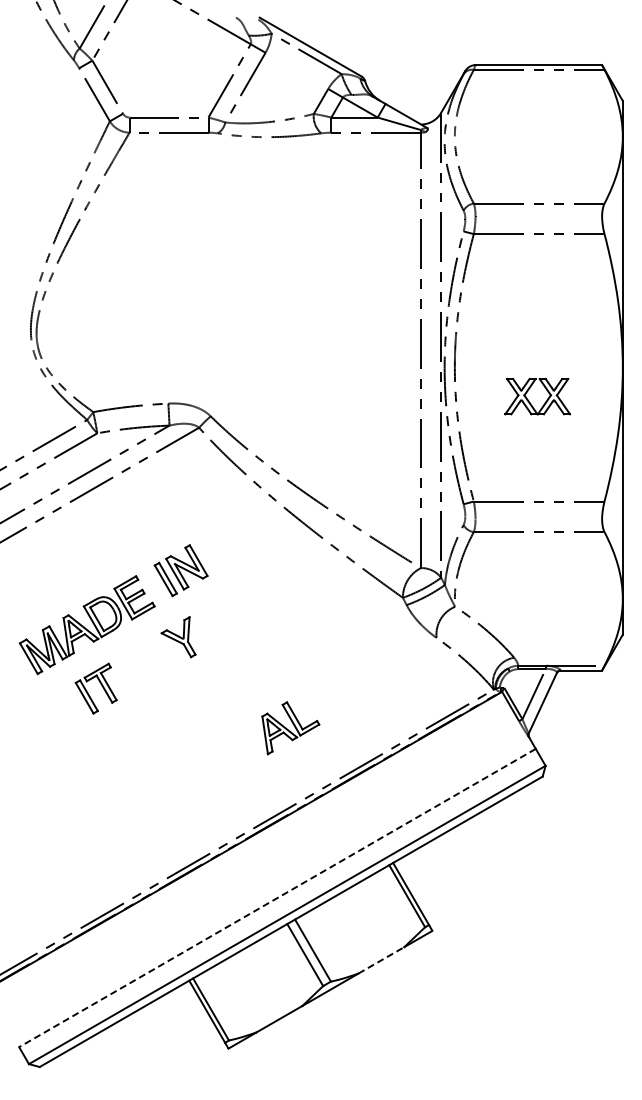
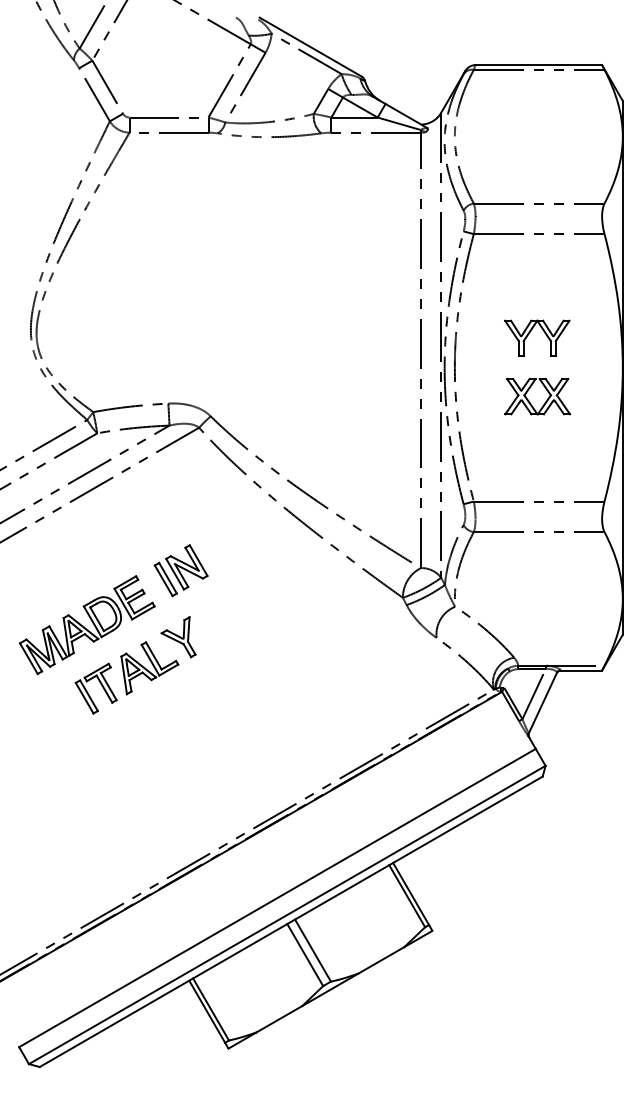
part: none -> present (544, 333)
part position: (290, 728) -> (149, 668) (149, 668)
line: dashed -> solid (277, 898)
line: dashed -> solid (381, 960)
